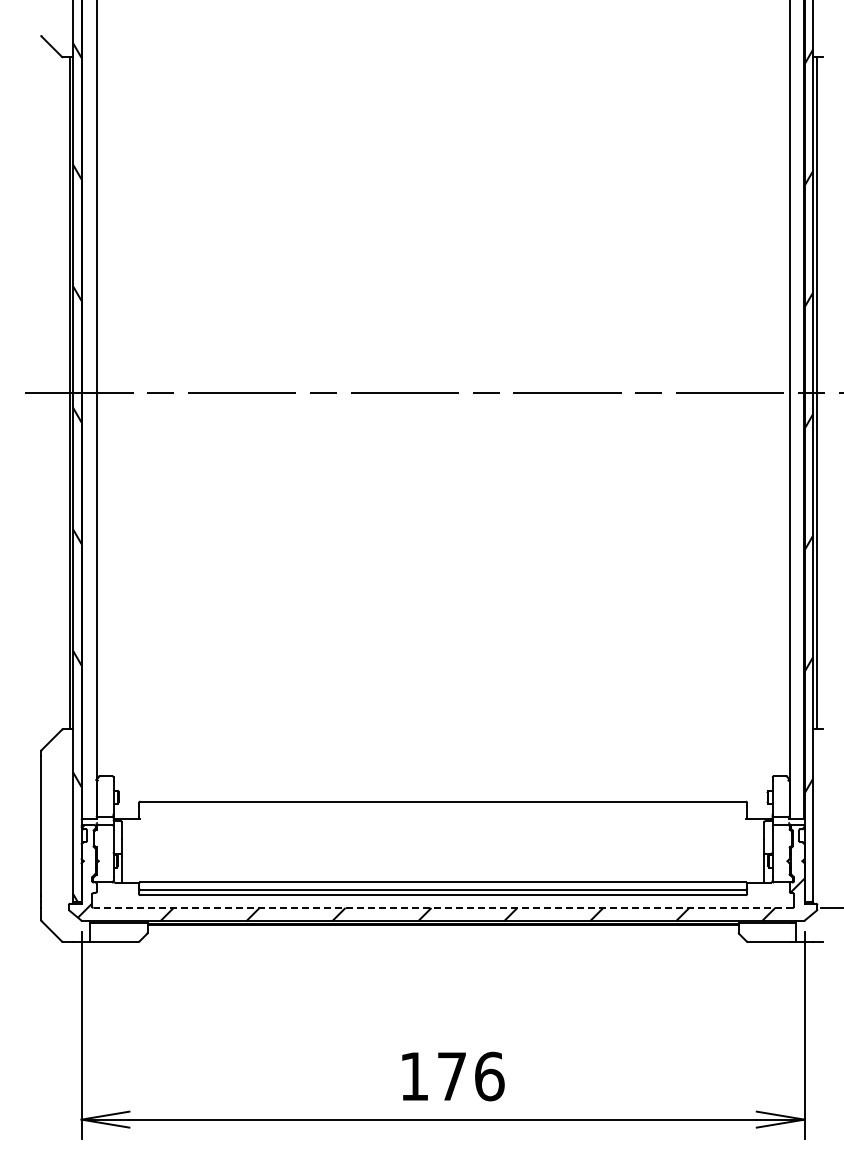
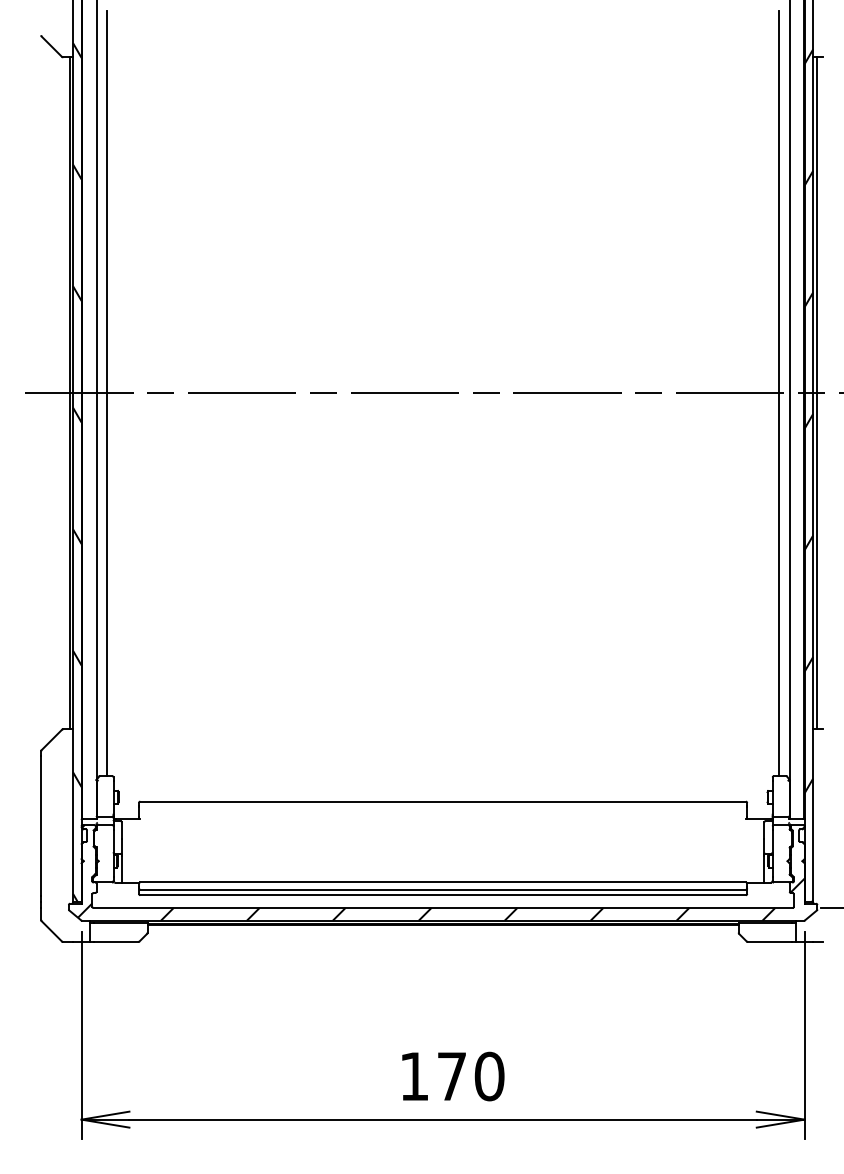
line: none -> present (107, 393)
line: none -> present (779, 393)
line: dashed -> solid (443, 907)
text: 176 -> 170 (489, 1076)
